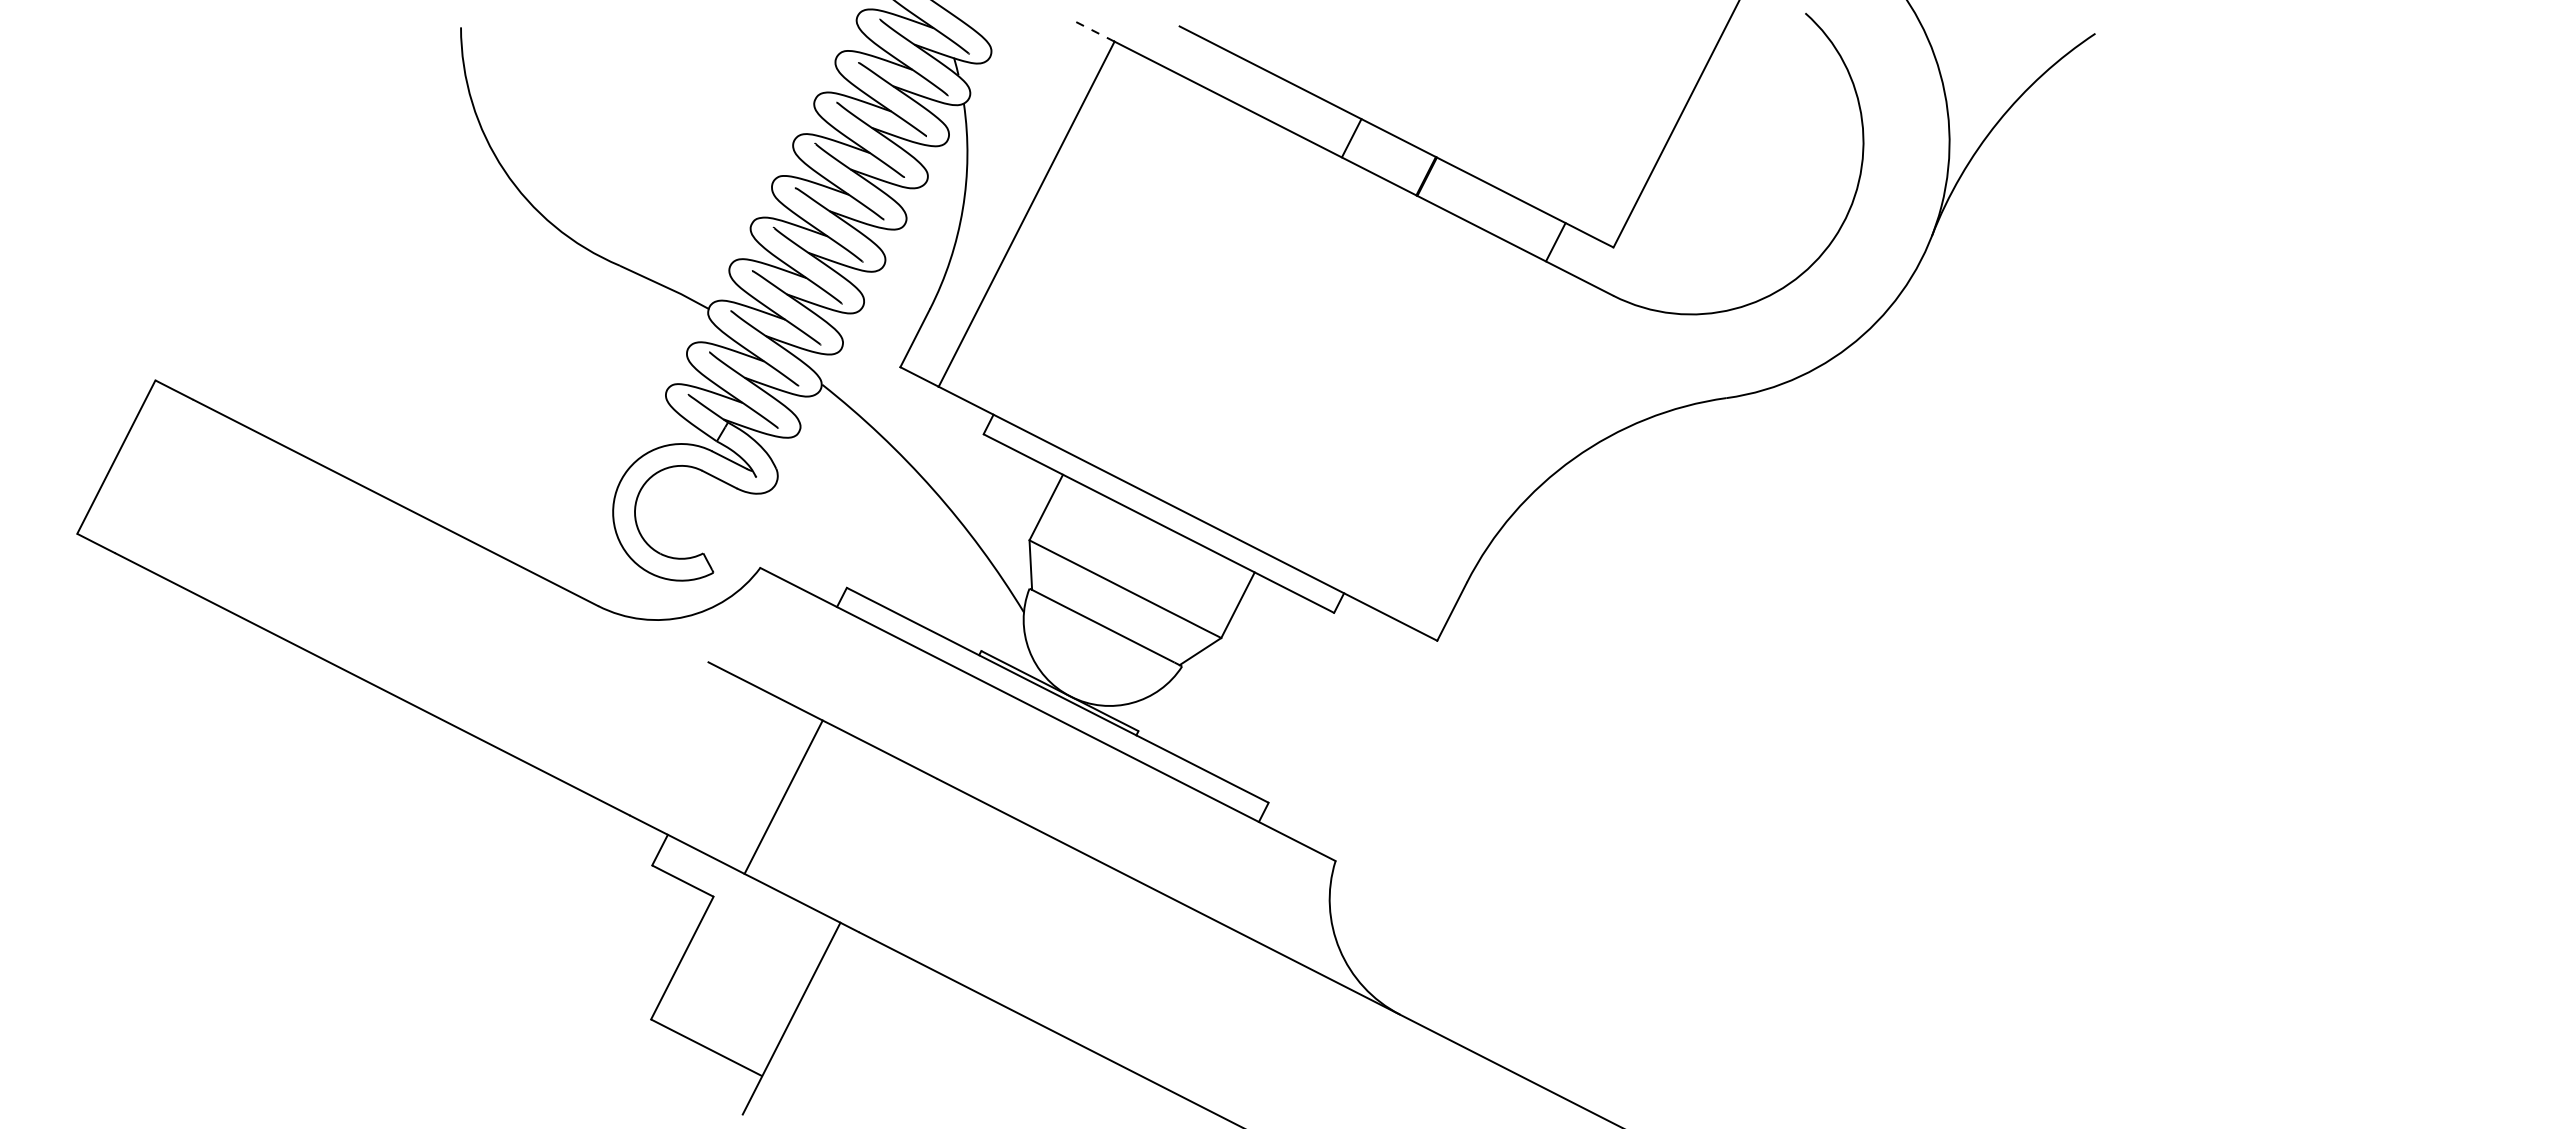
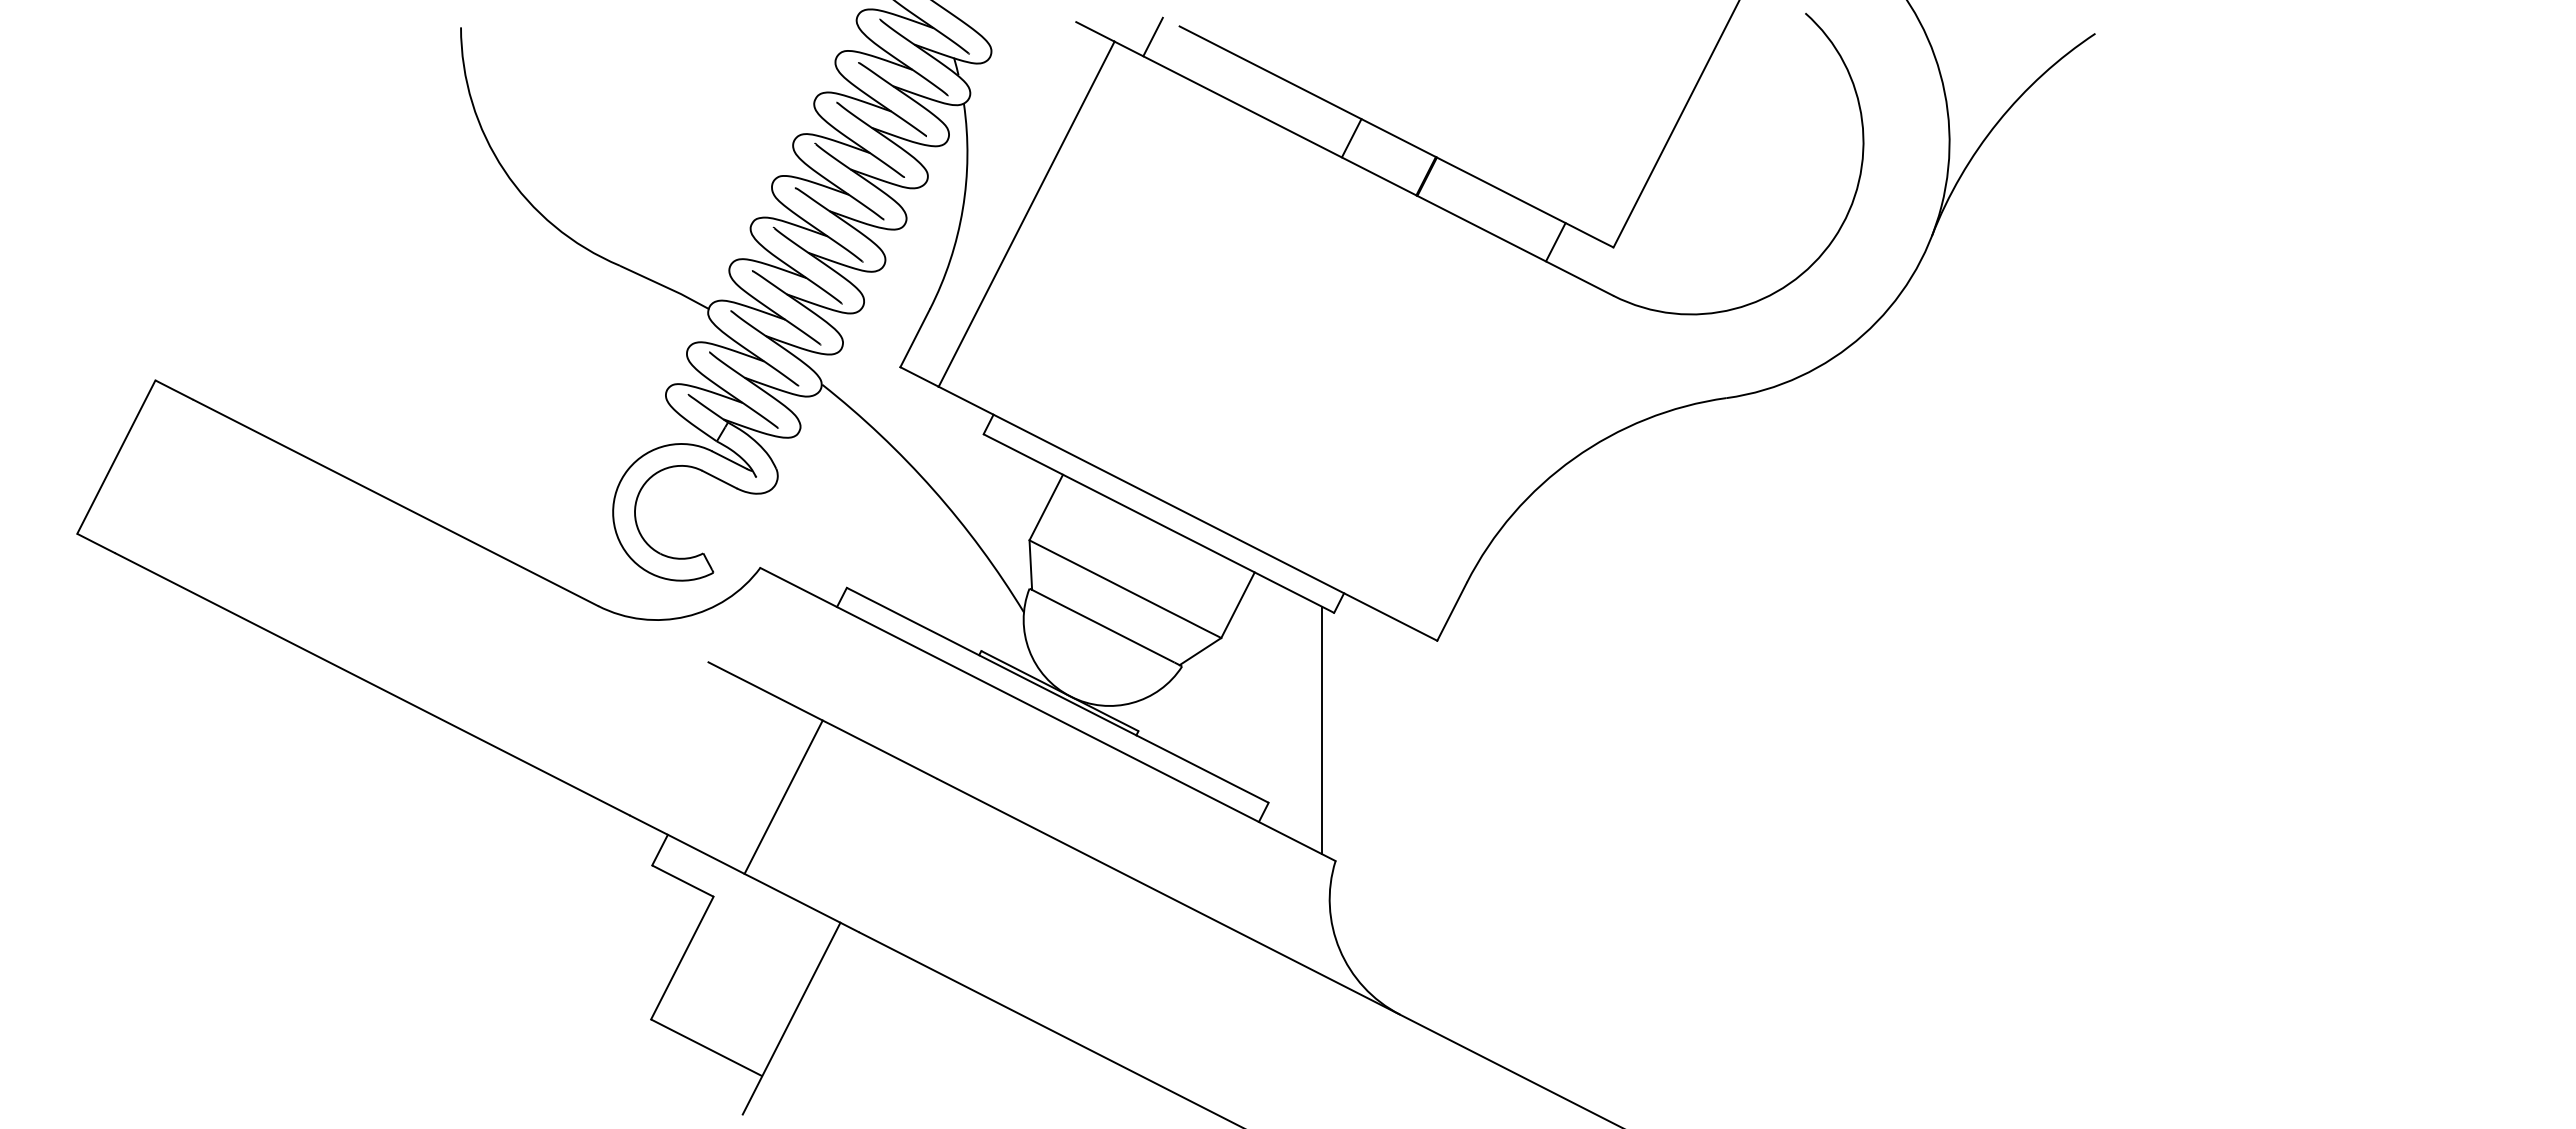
line: dashed -> solid (1095, 31)
line: none -> present (1152, 36)
line: none -> present (1321, 730)
